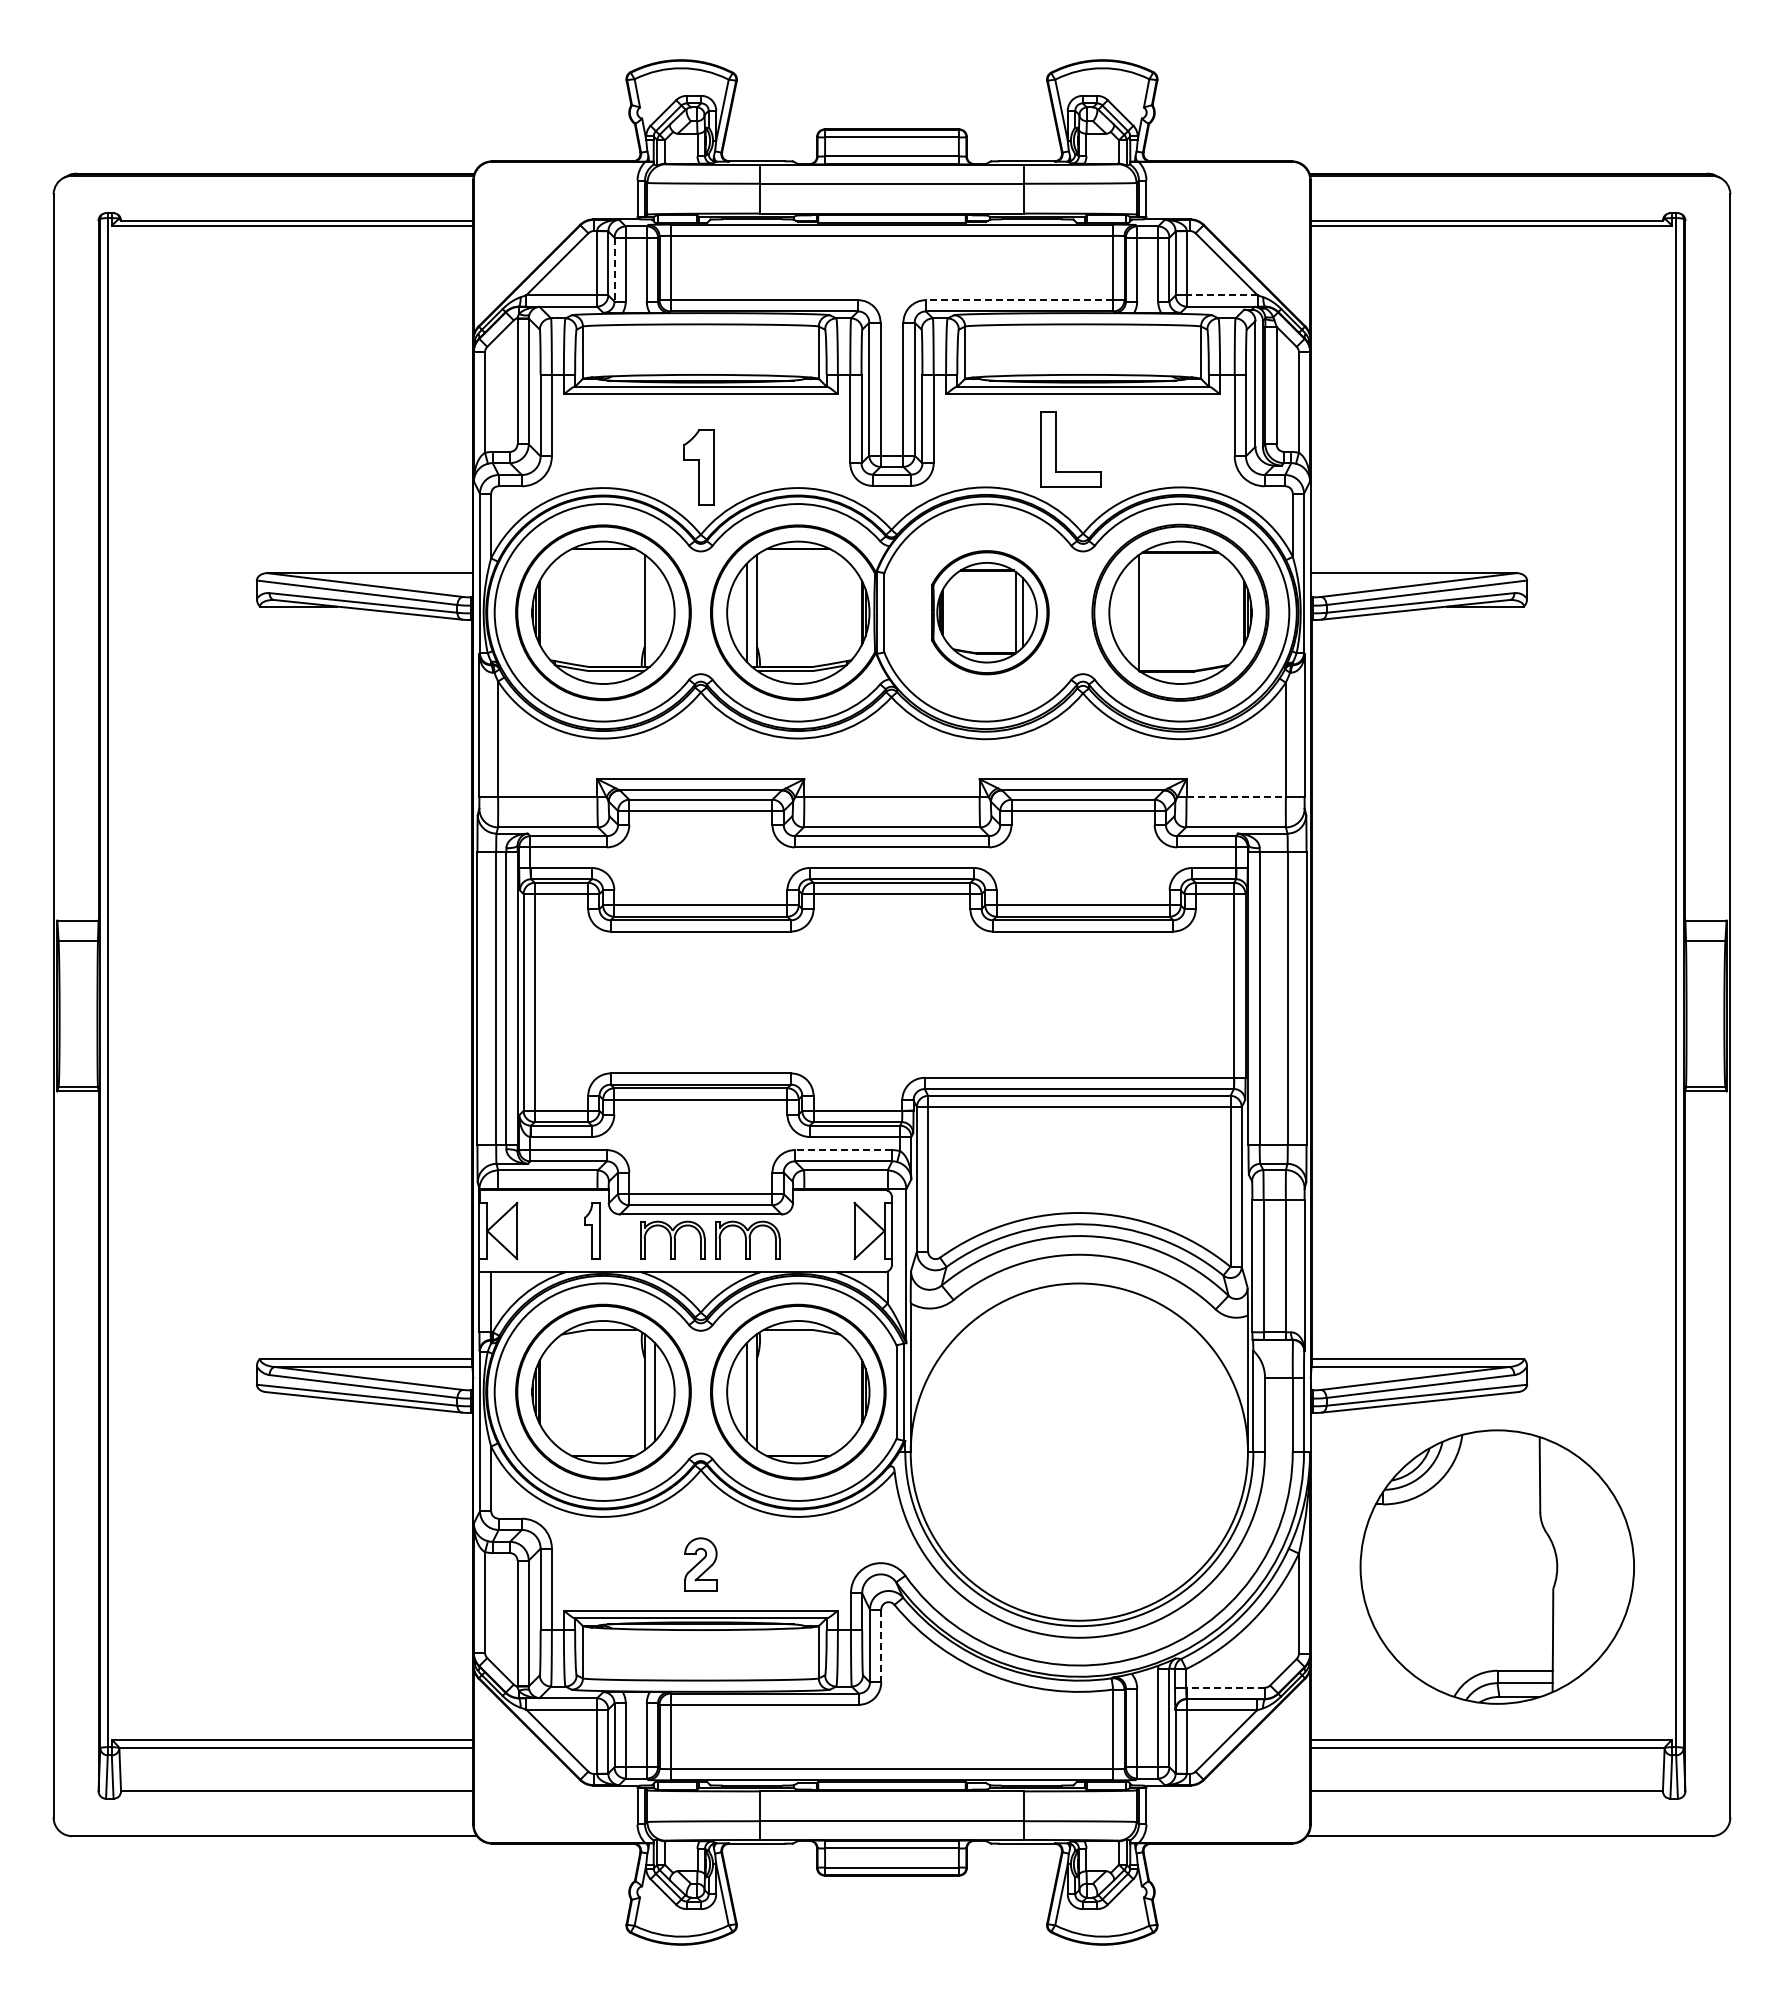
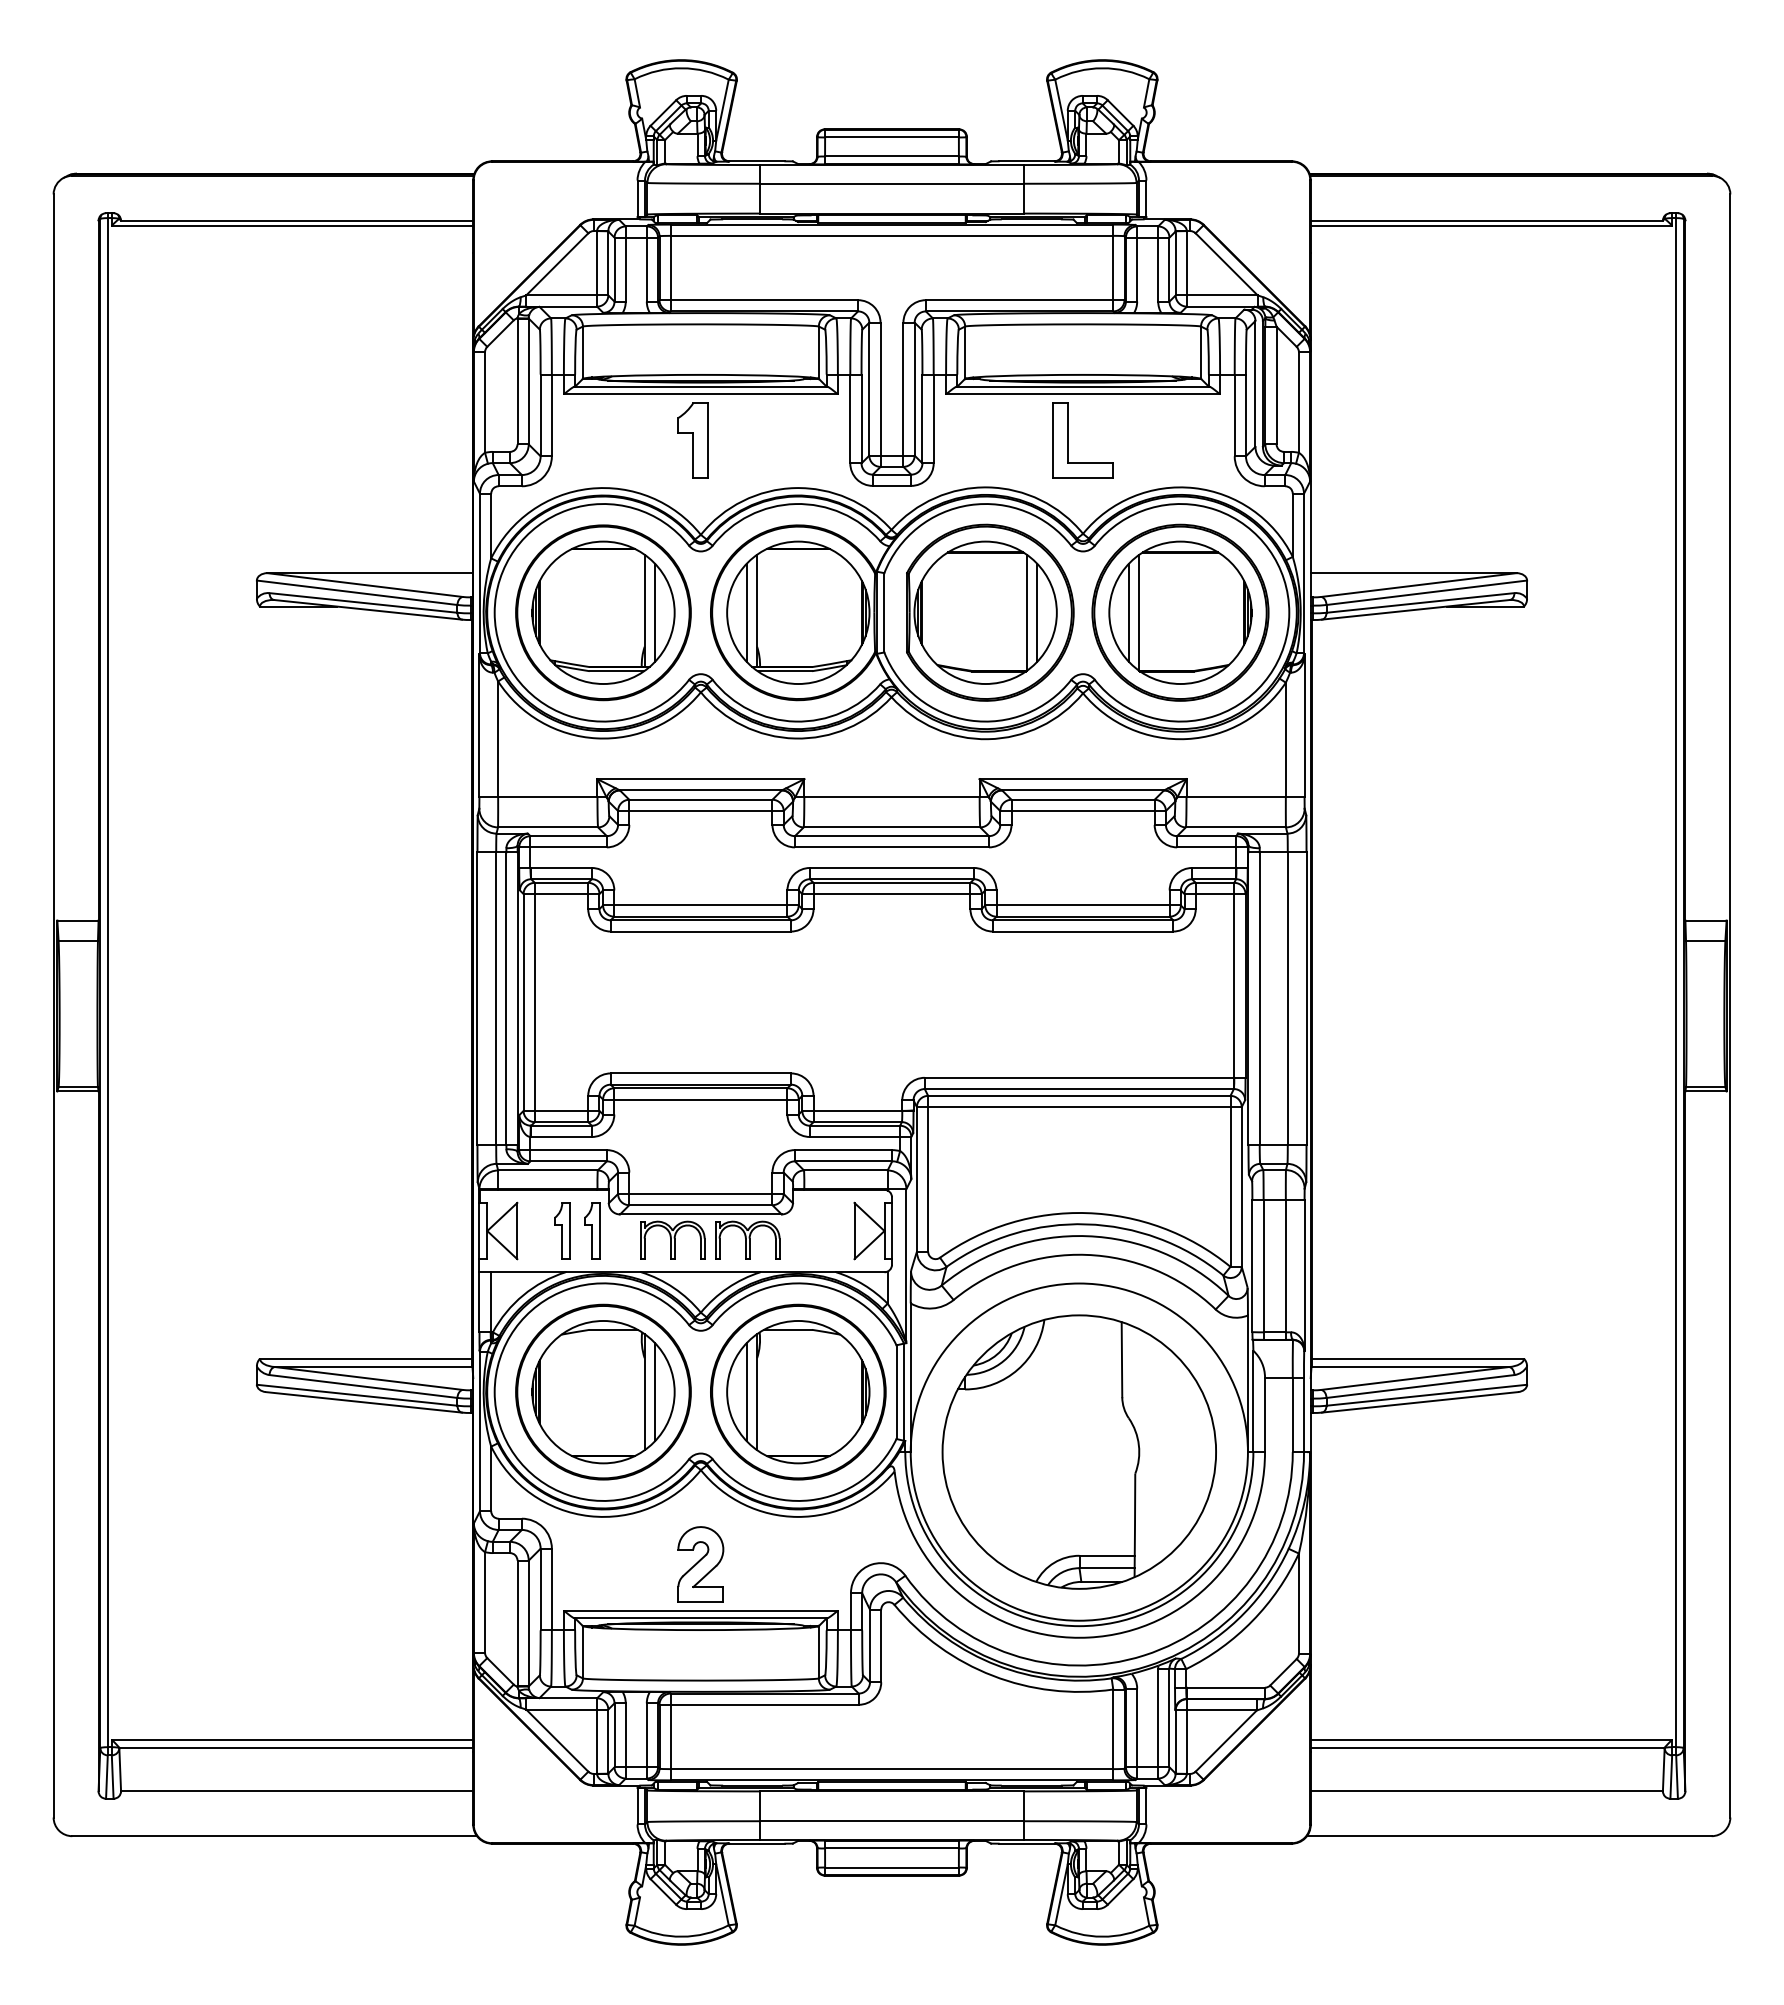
line: dashed -> solid (614, 269)
line: dashed -> solid (1221, 295)
line: dashed -> solid (1019, 300)
part position: (1056, 449) -> (1068, 440) (1068, 440)
part position: (698, 467) -> (692, 440) (692, 440)
line: none -> present (654, 612)
part size: 119x126 px -> 169x179 px (990, 612)
line: none -> present (1129, 612)
line: dashed -> solid (1236, 797)
line: dashed -> solid (843, 1150)
part: none -> present (562, 1230)
part size: 34x55 px -> 48x77 px (700, 1564)
part position: (1496, 1566) -> (1078, 1451) (1078, 1451)
line: dashed -> solid (881, 1646)
line: dashed -> solid (1225, 1687)
